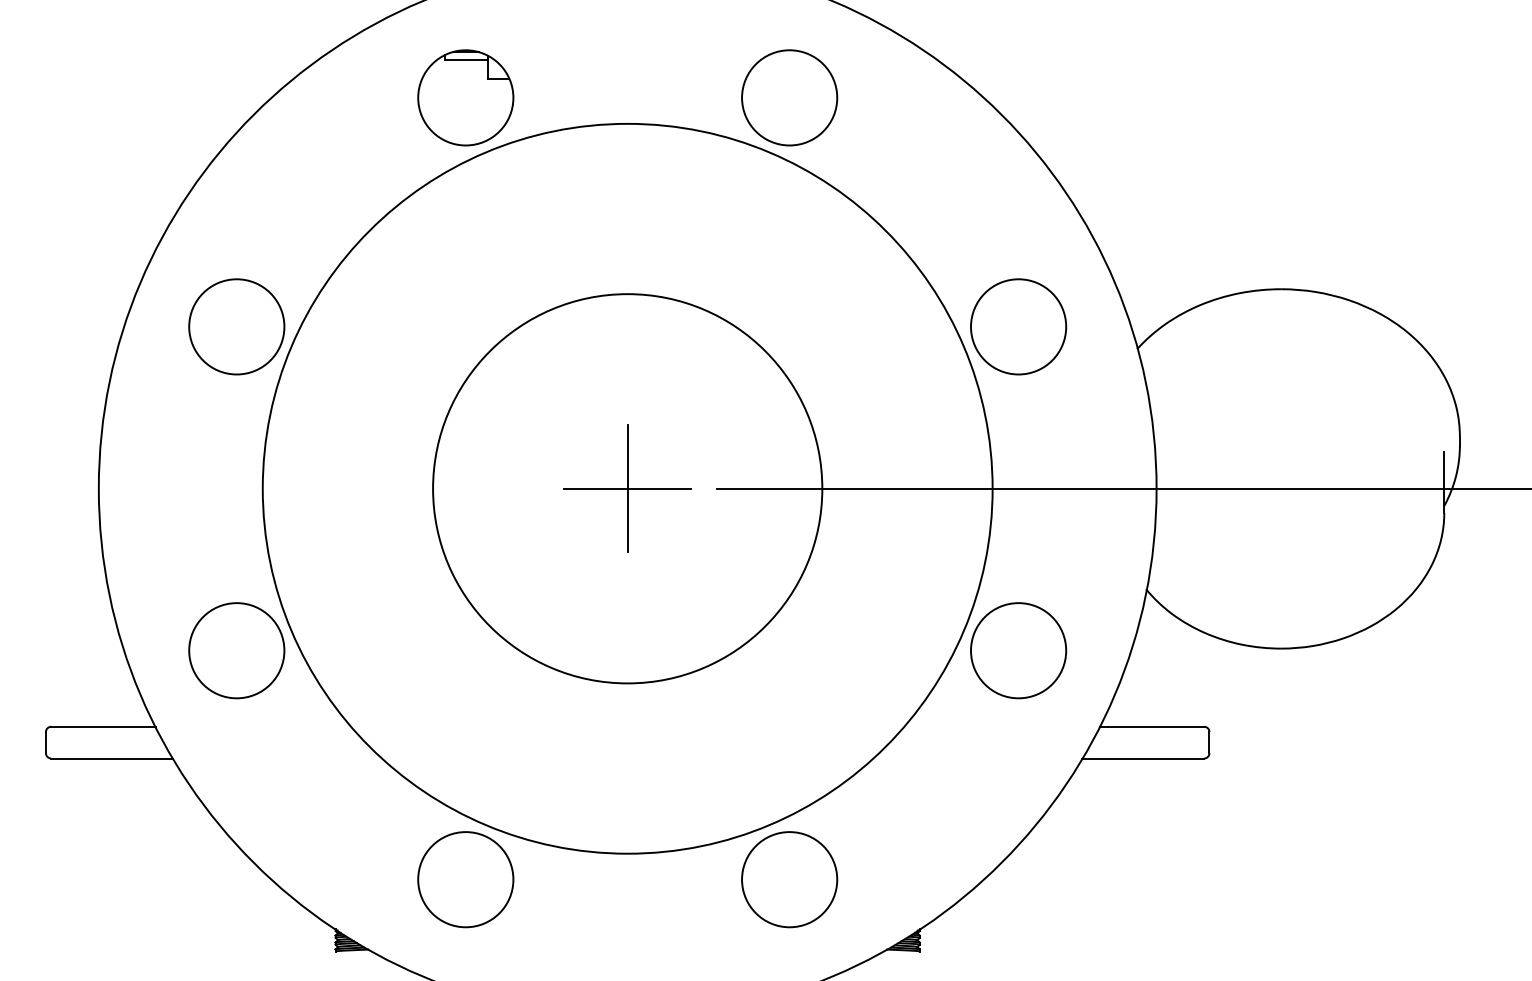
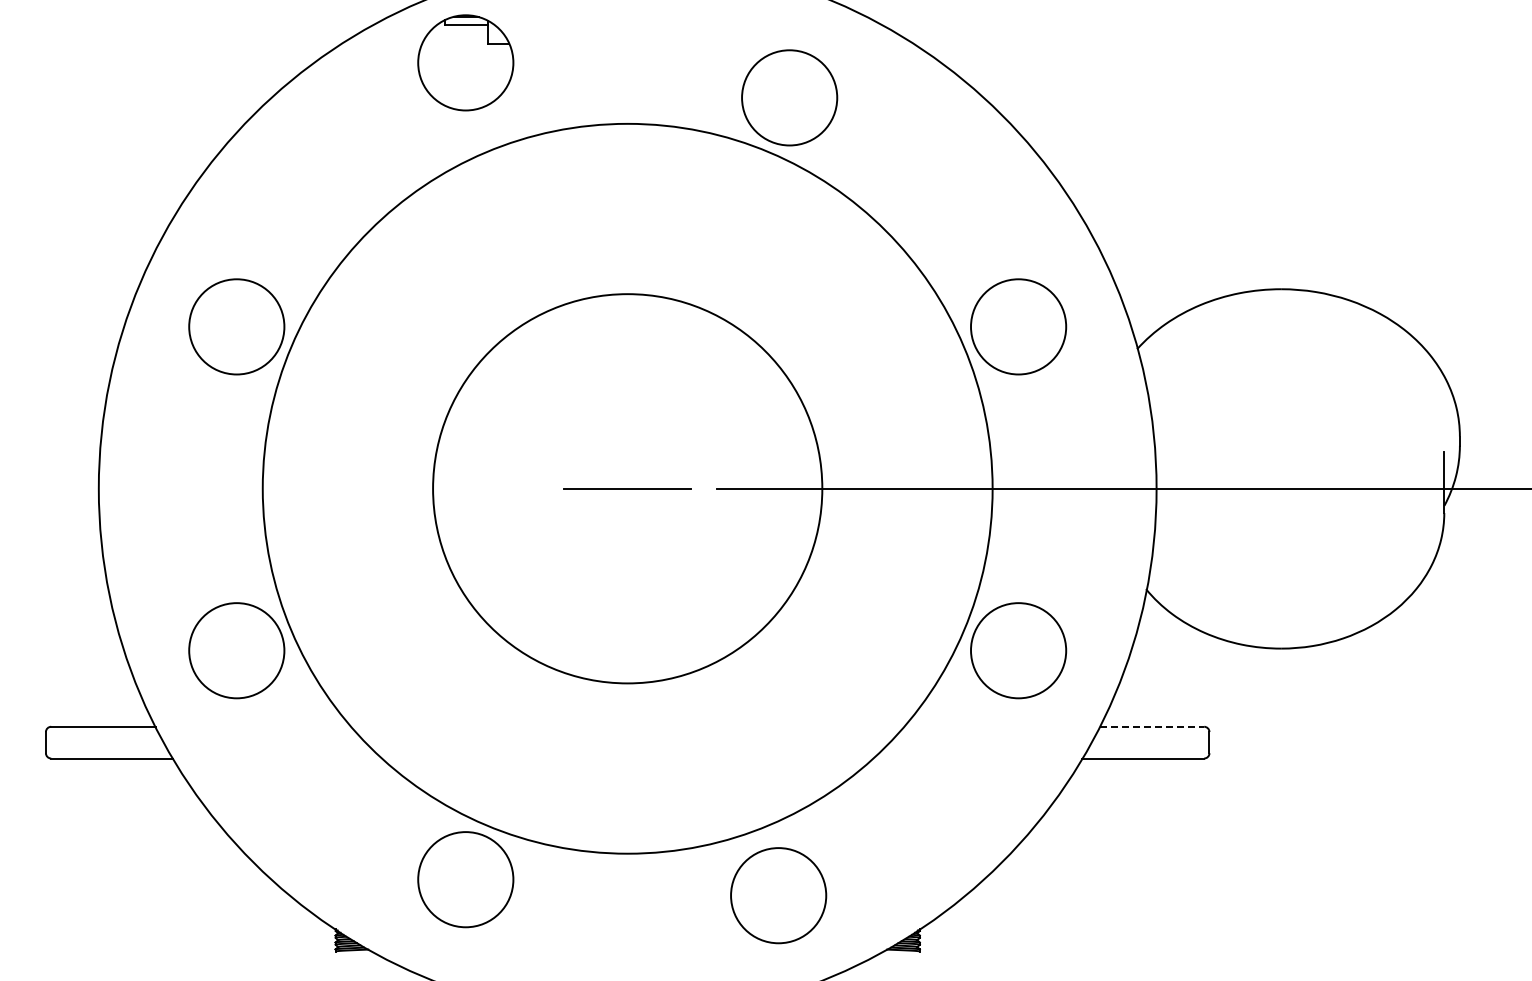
part position: (465, 97) -> (465, 62) (465, 62)
line: present -> none (627, 488)
line: solid -> dashed (1152, 726)
circle position: (789, 879) -> (778, 895) (778, 895)
